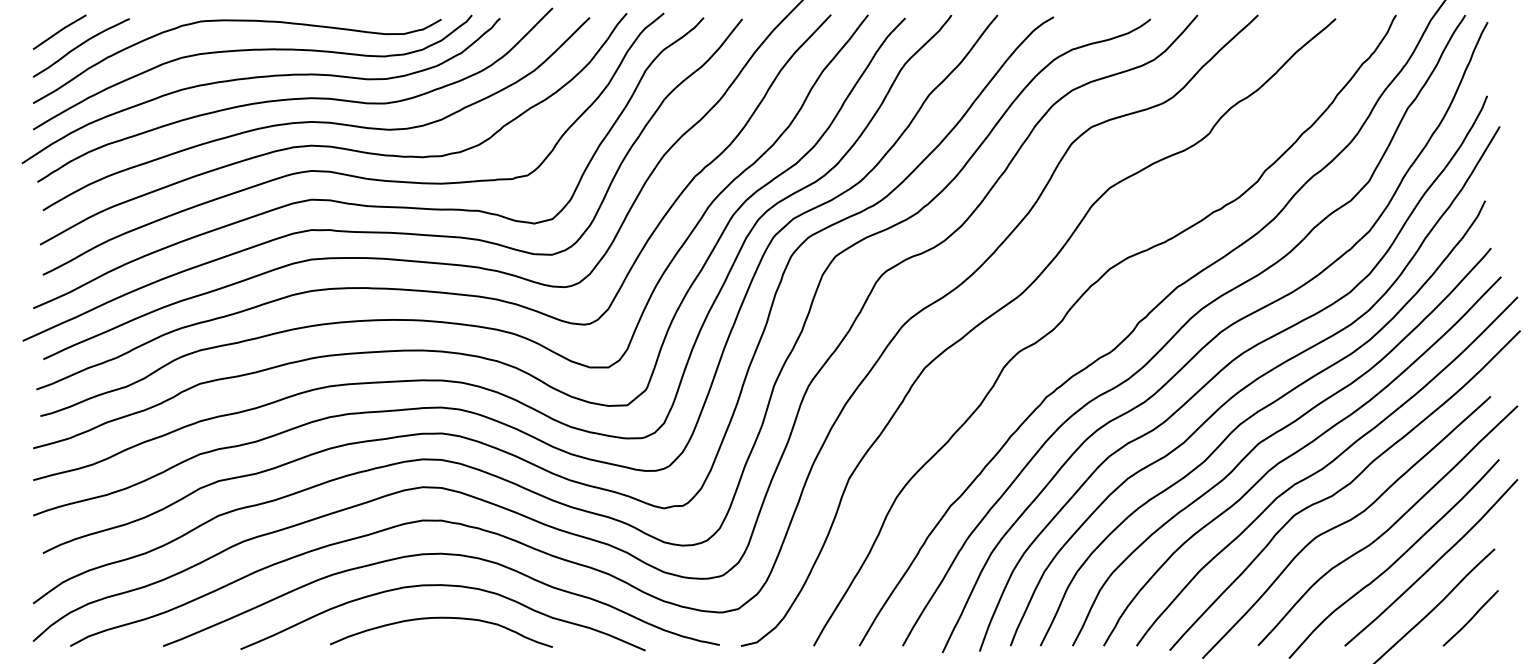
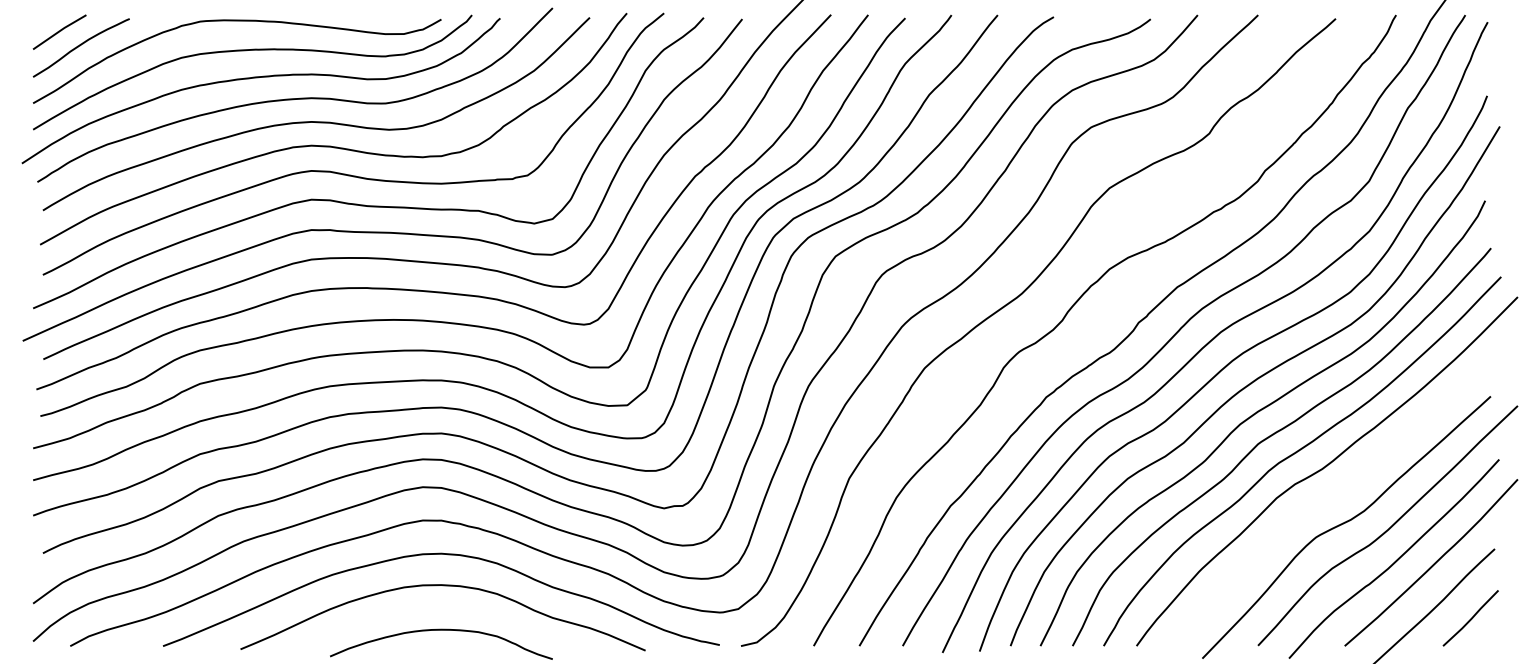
curve: present -> none (1343, 489)
curve position: (441, 618) -> (441, 630) (441, 630)
